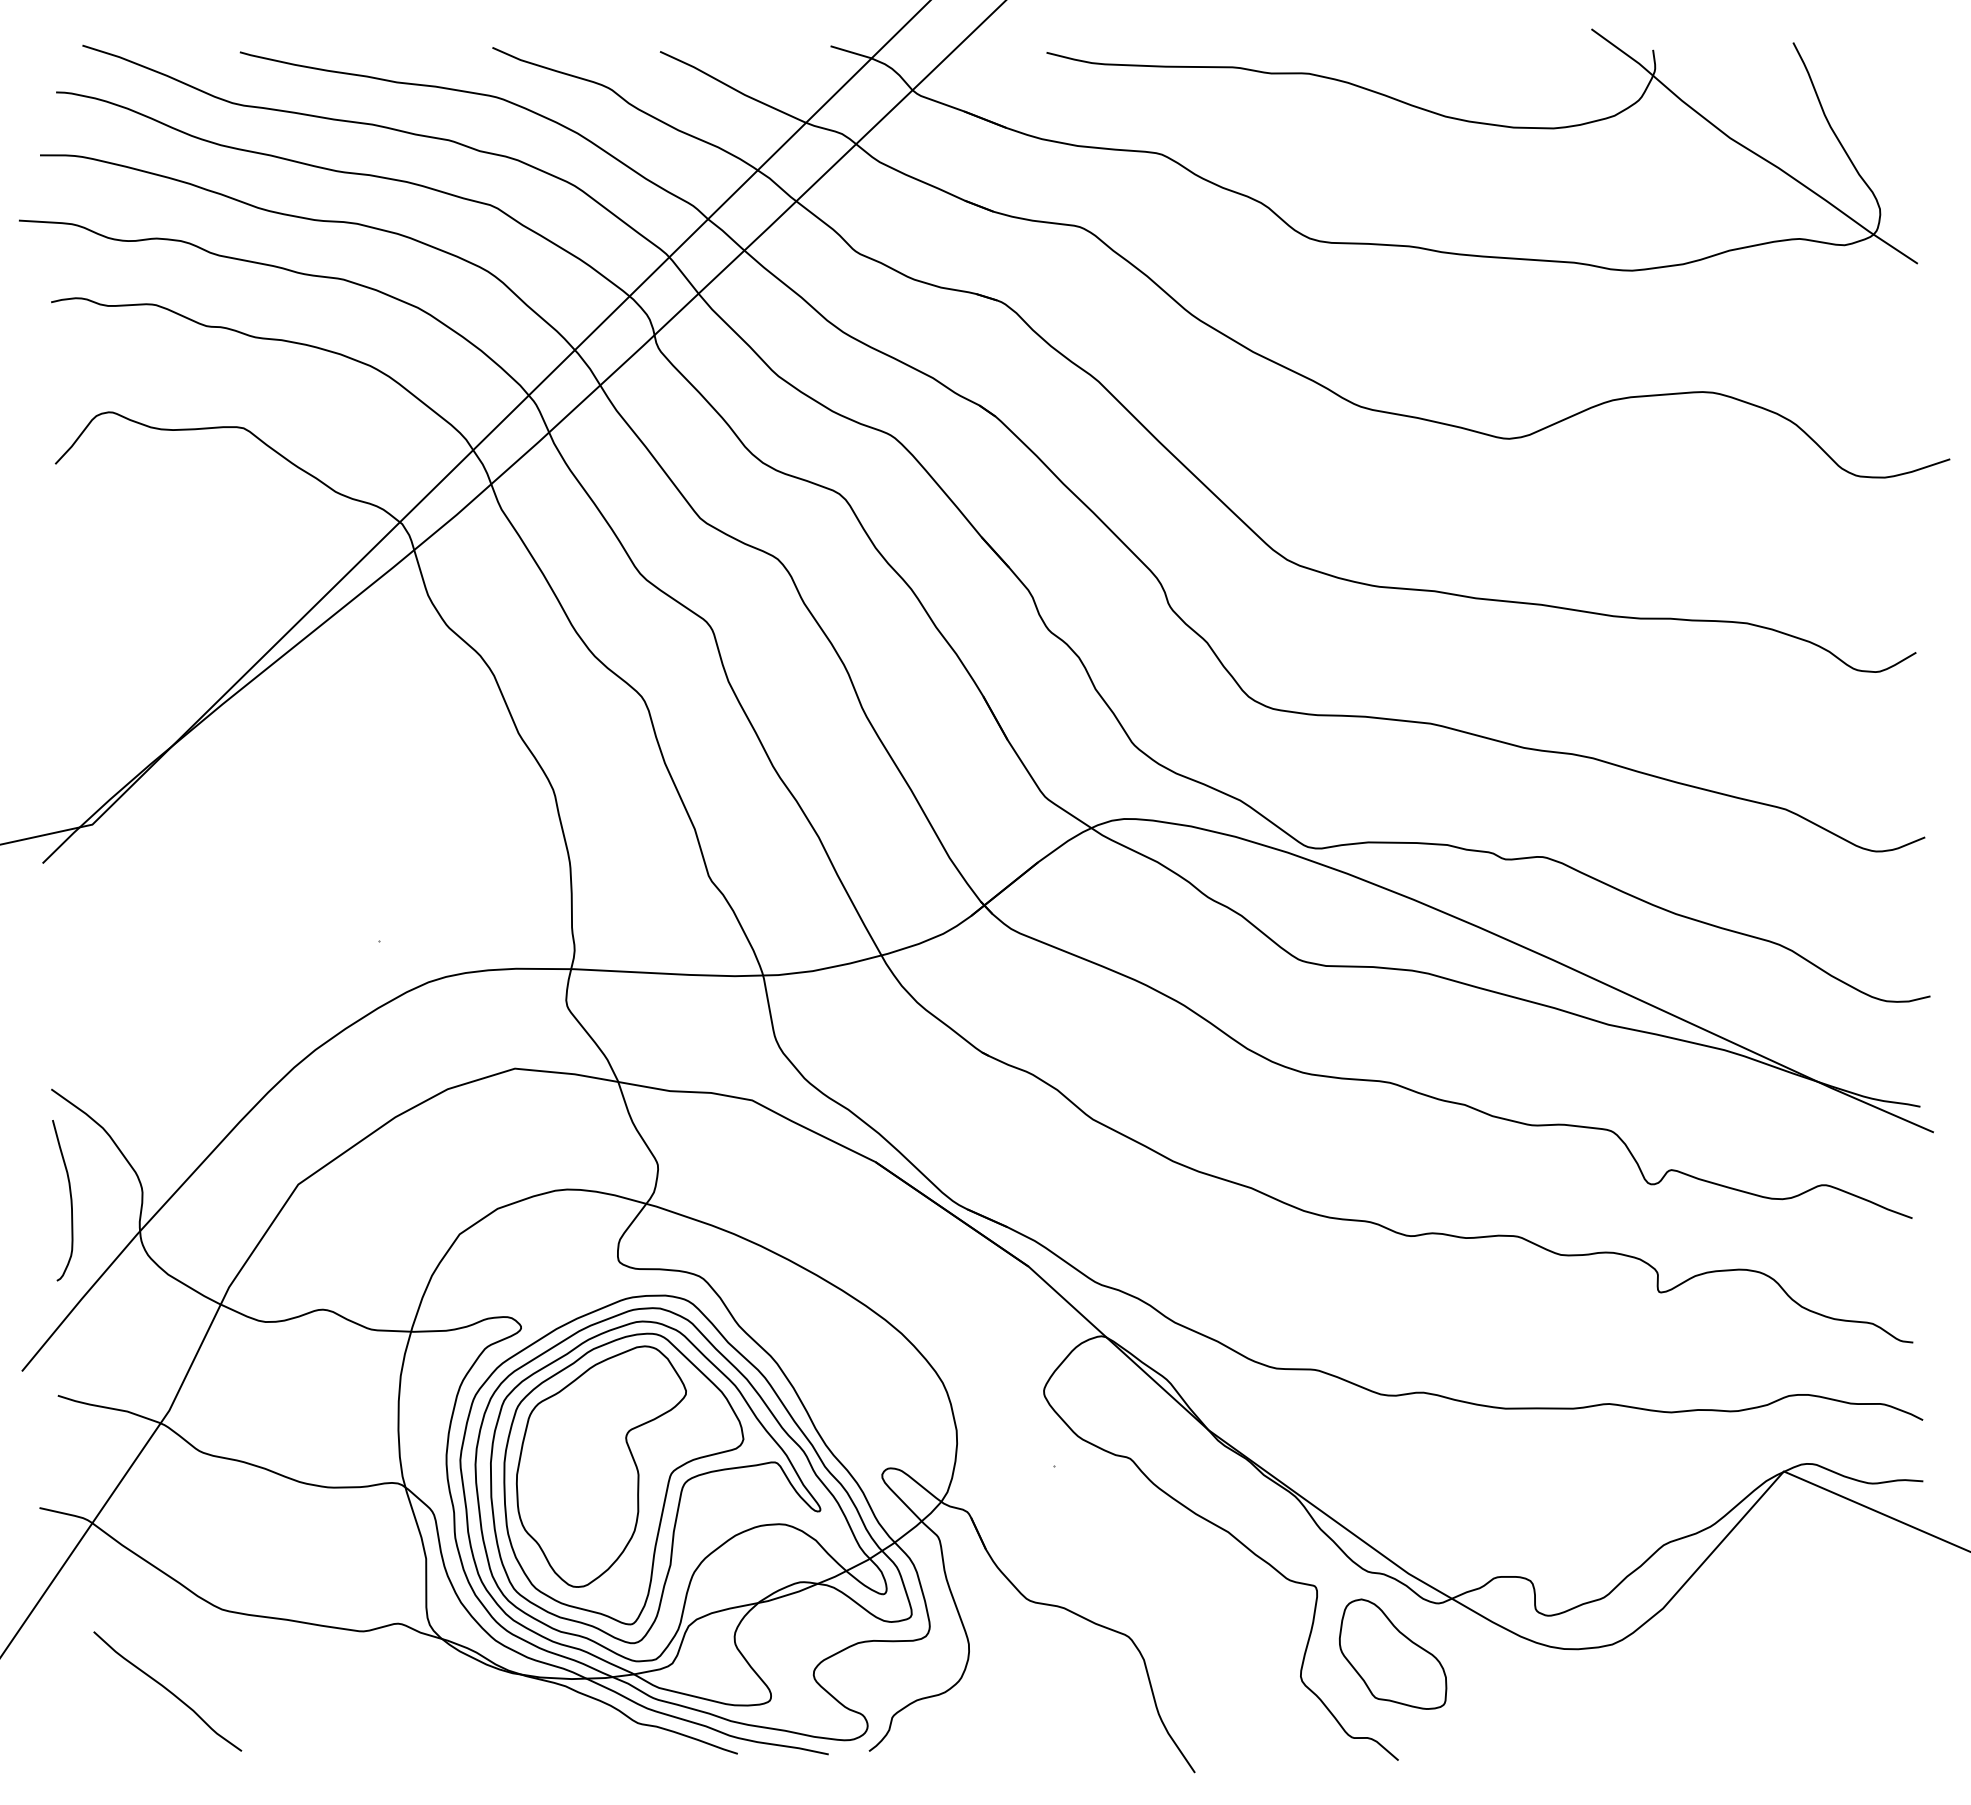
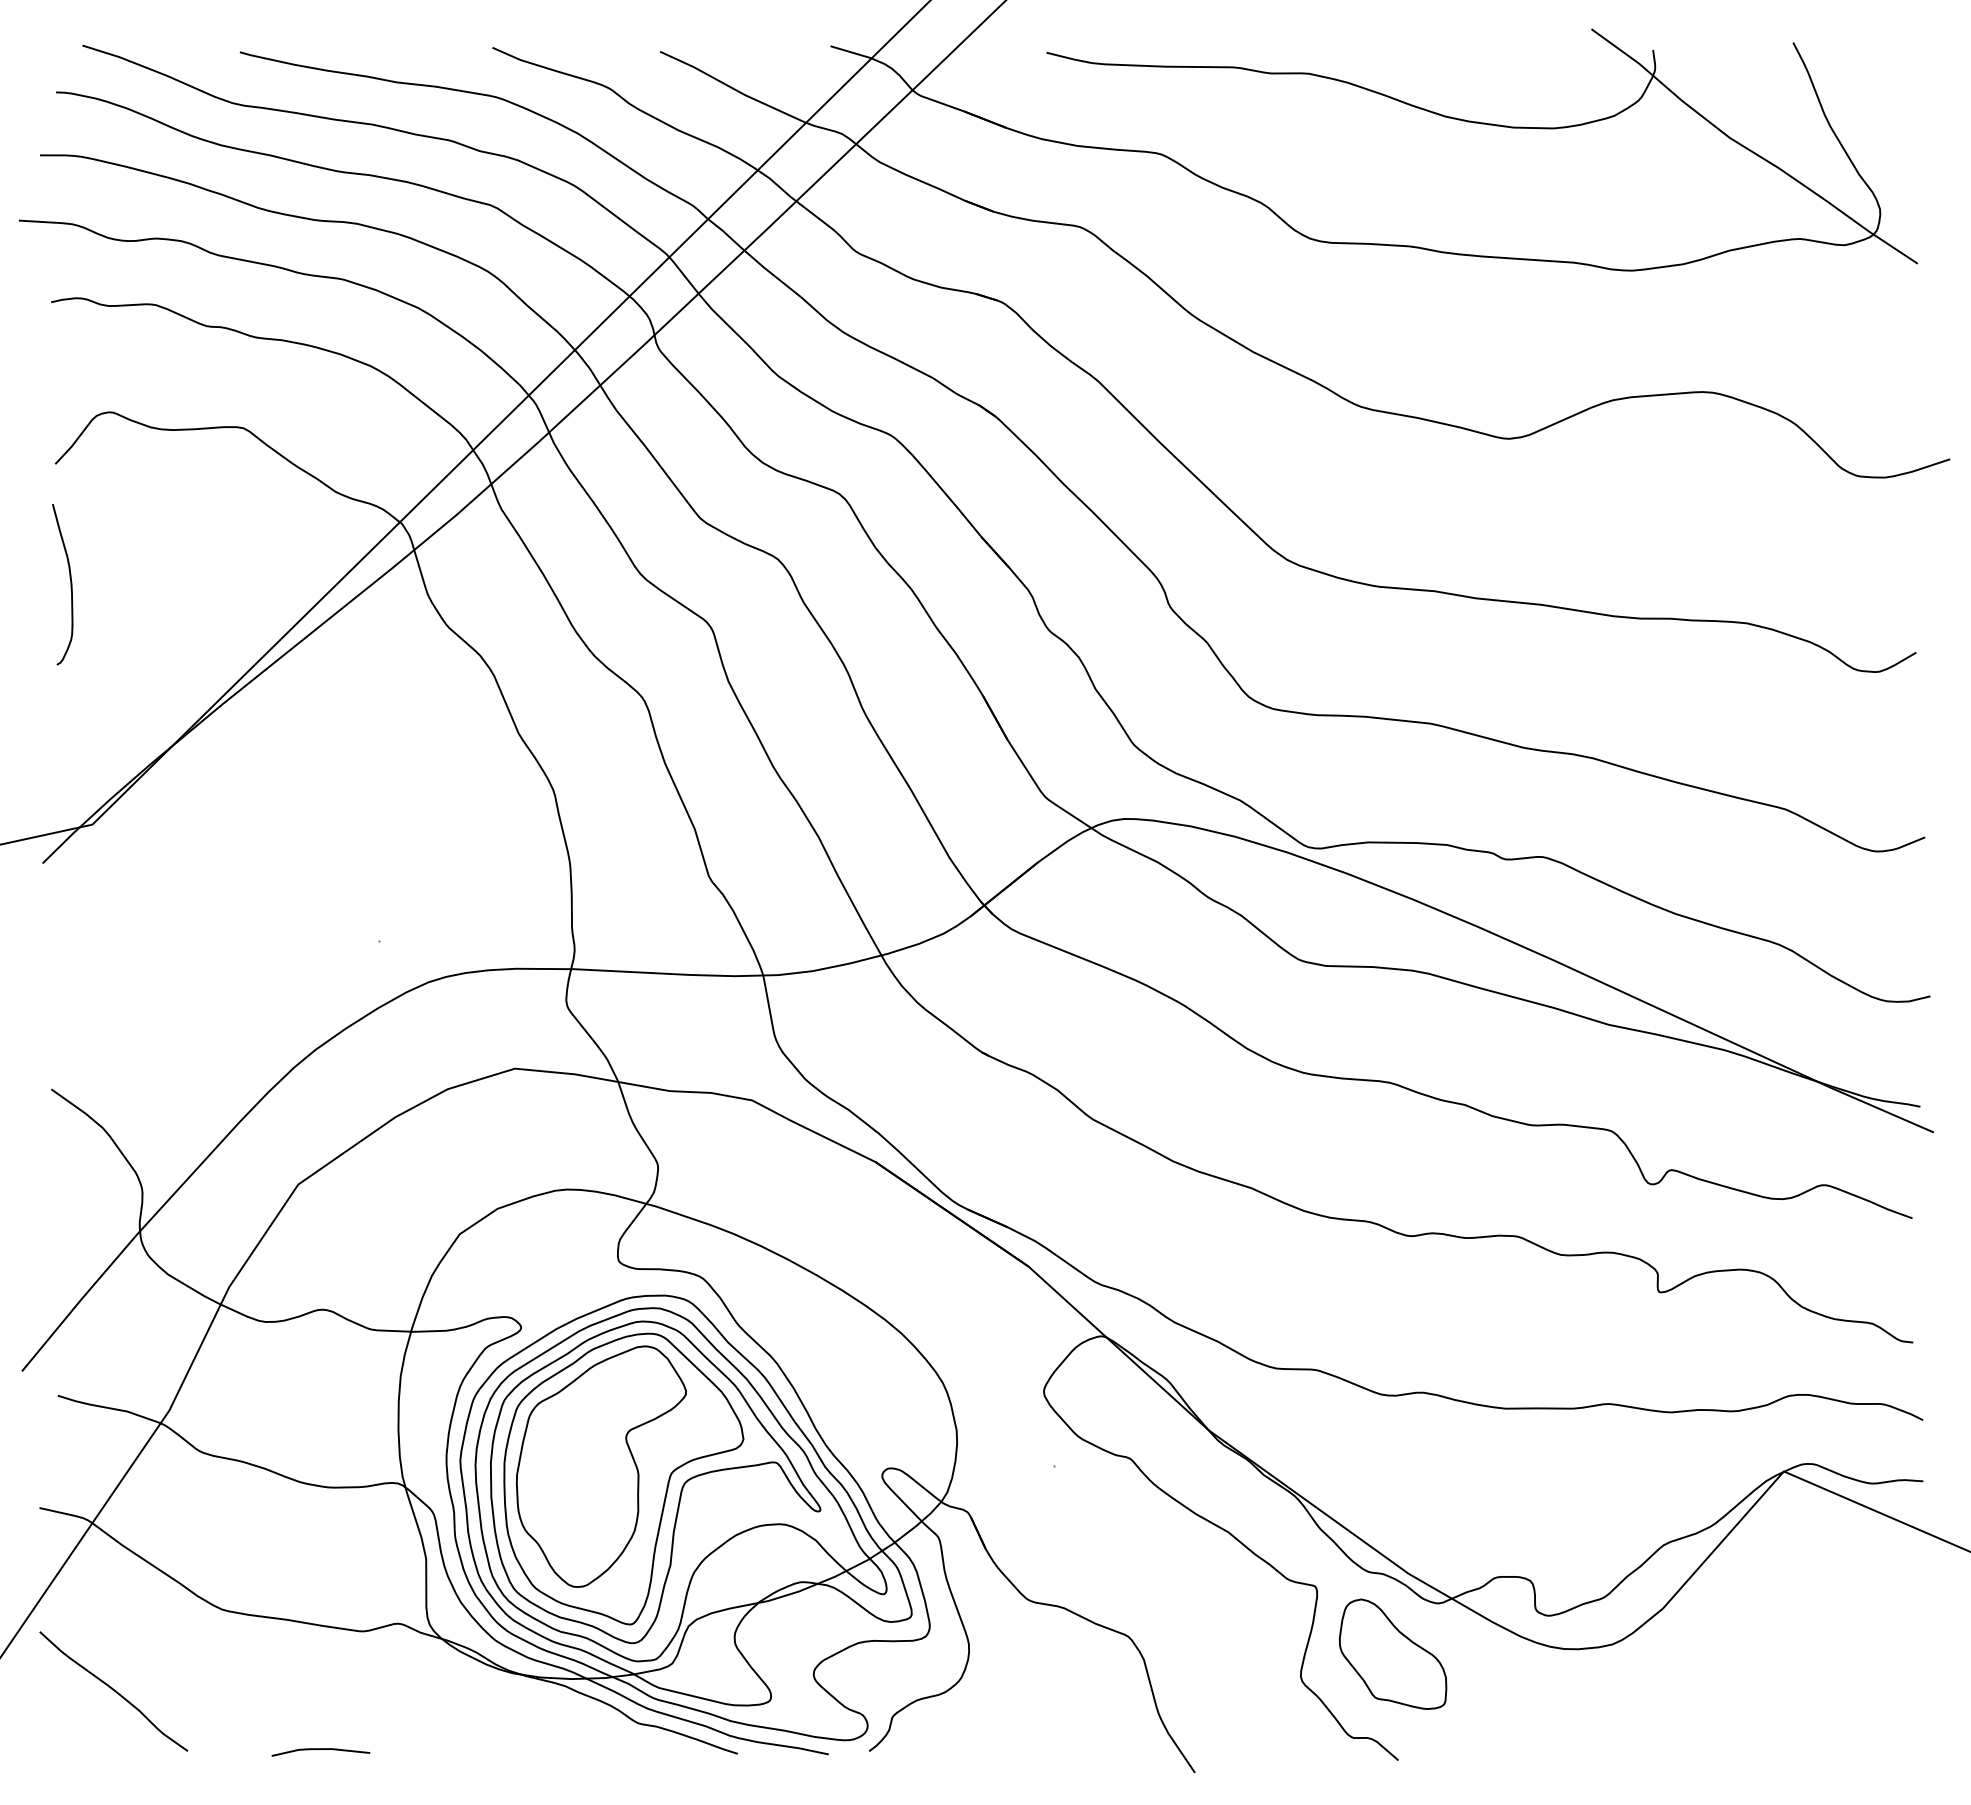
curve position: (70, 1200) -> (70, 584) (70, 584)
curve position: (167, 1690) -> (113, 1690) (113, 1690)
line: none -> present (320, 1749)
